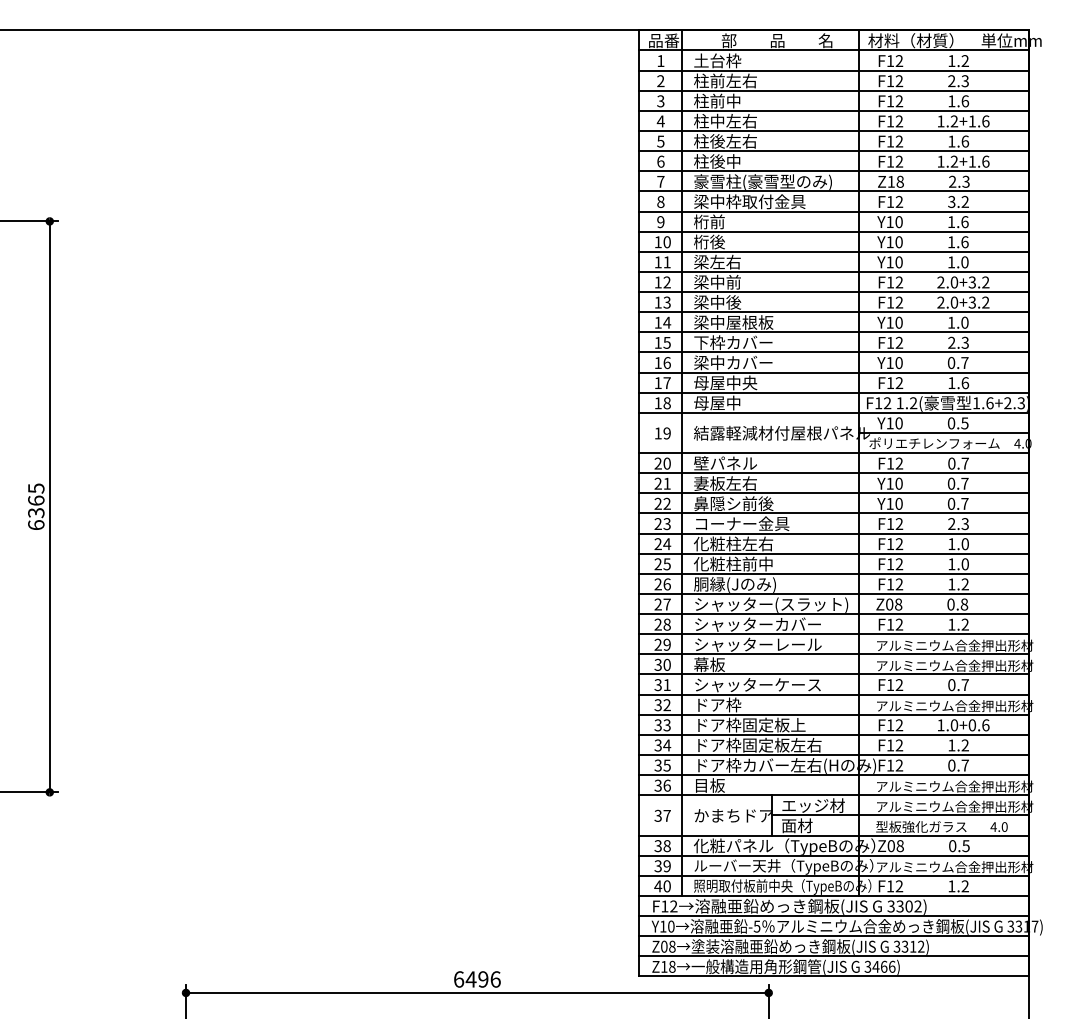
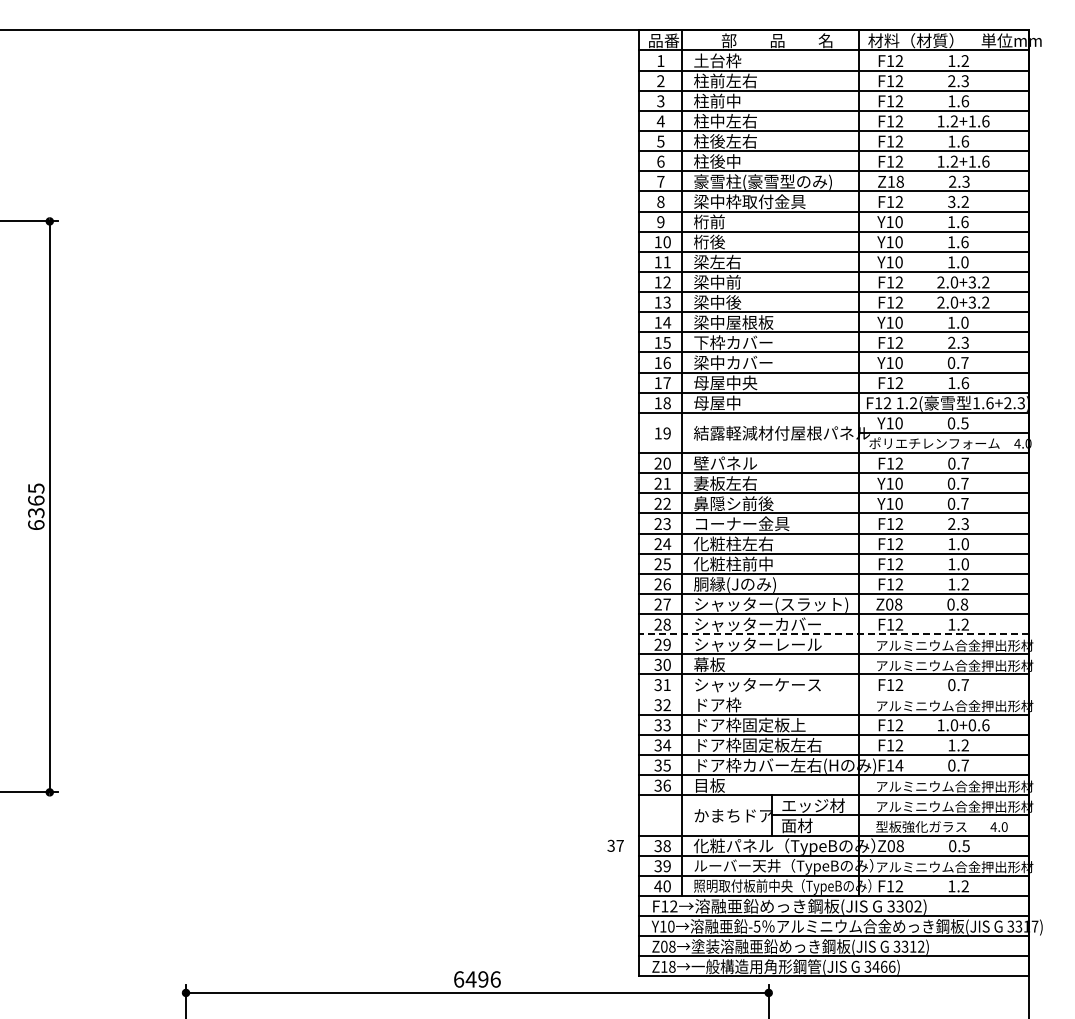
line: solid -> dashed (834, 634)
line: present -> none (834, 694)
text: F12 -> F14 (899, 765)
text position: (662, 815) -> (615, 845) (615, 845)
